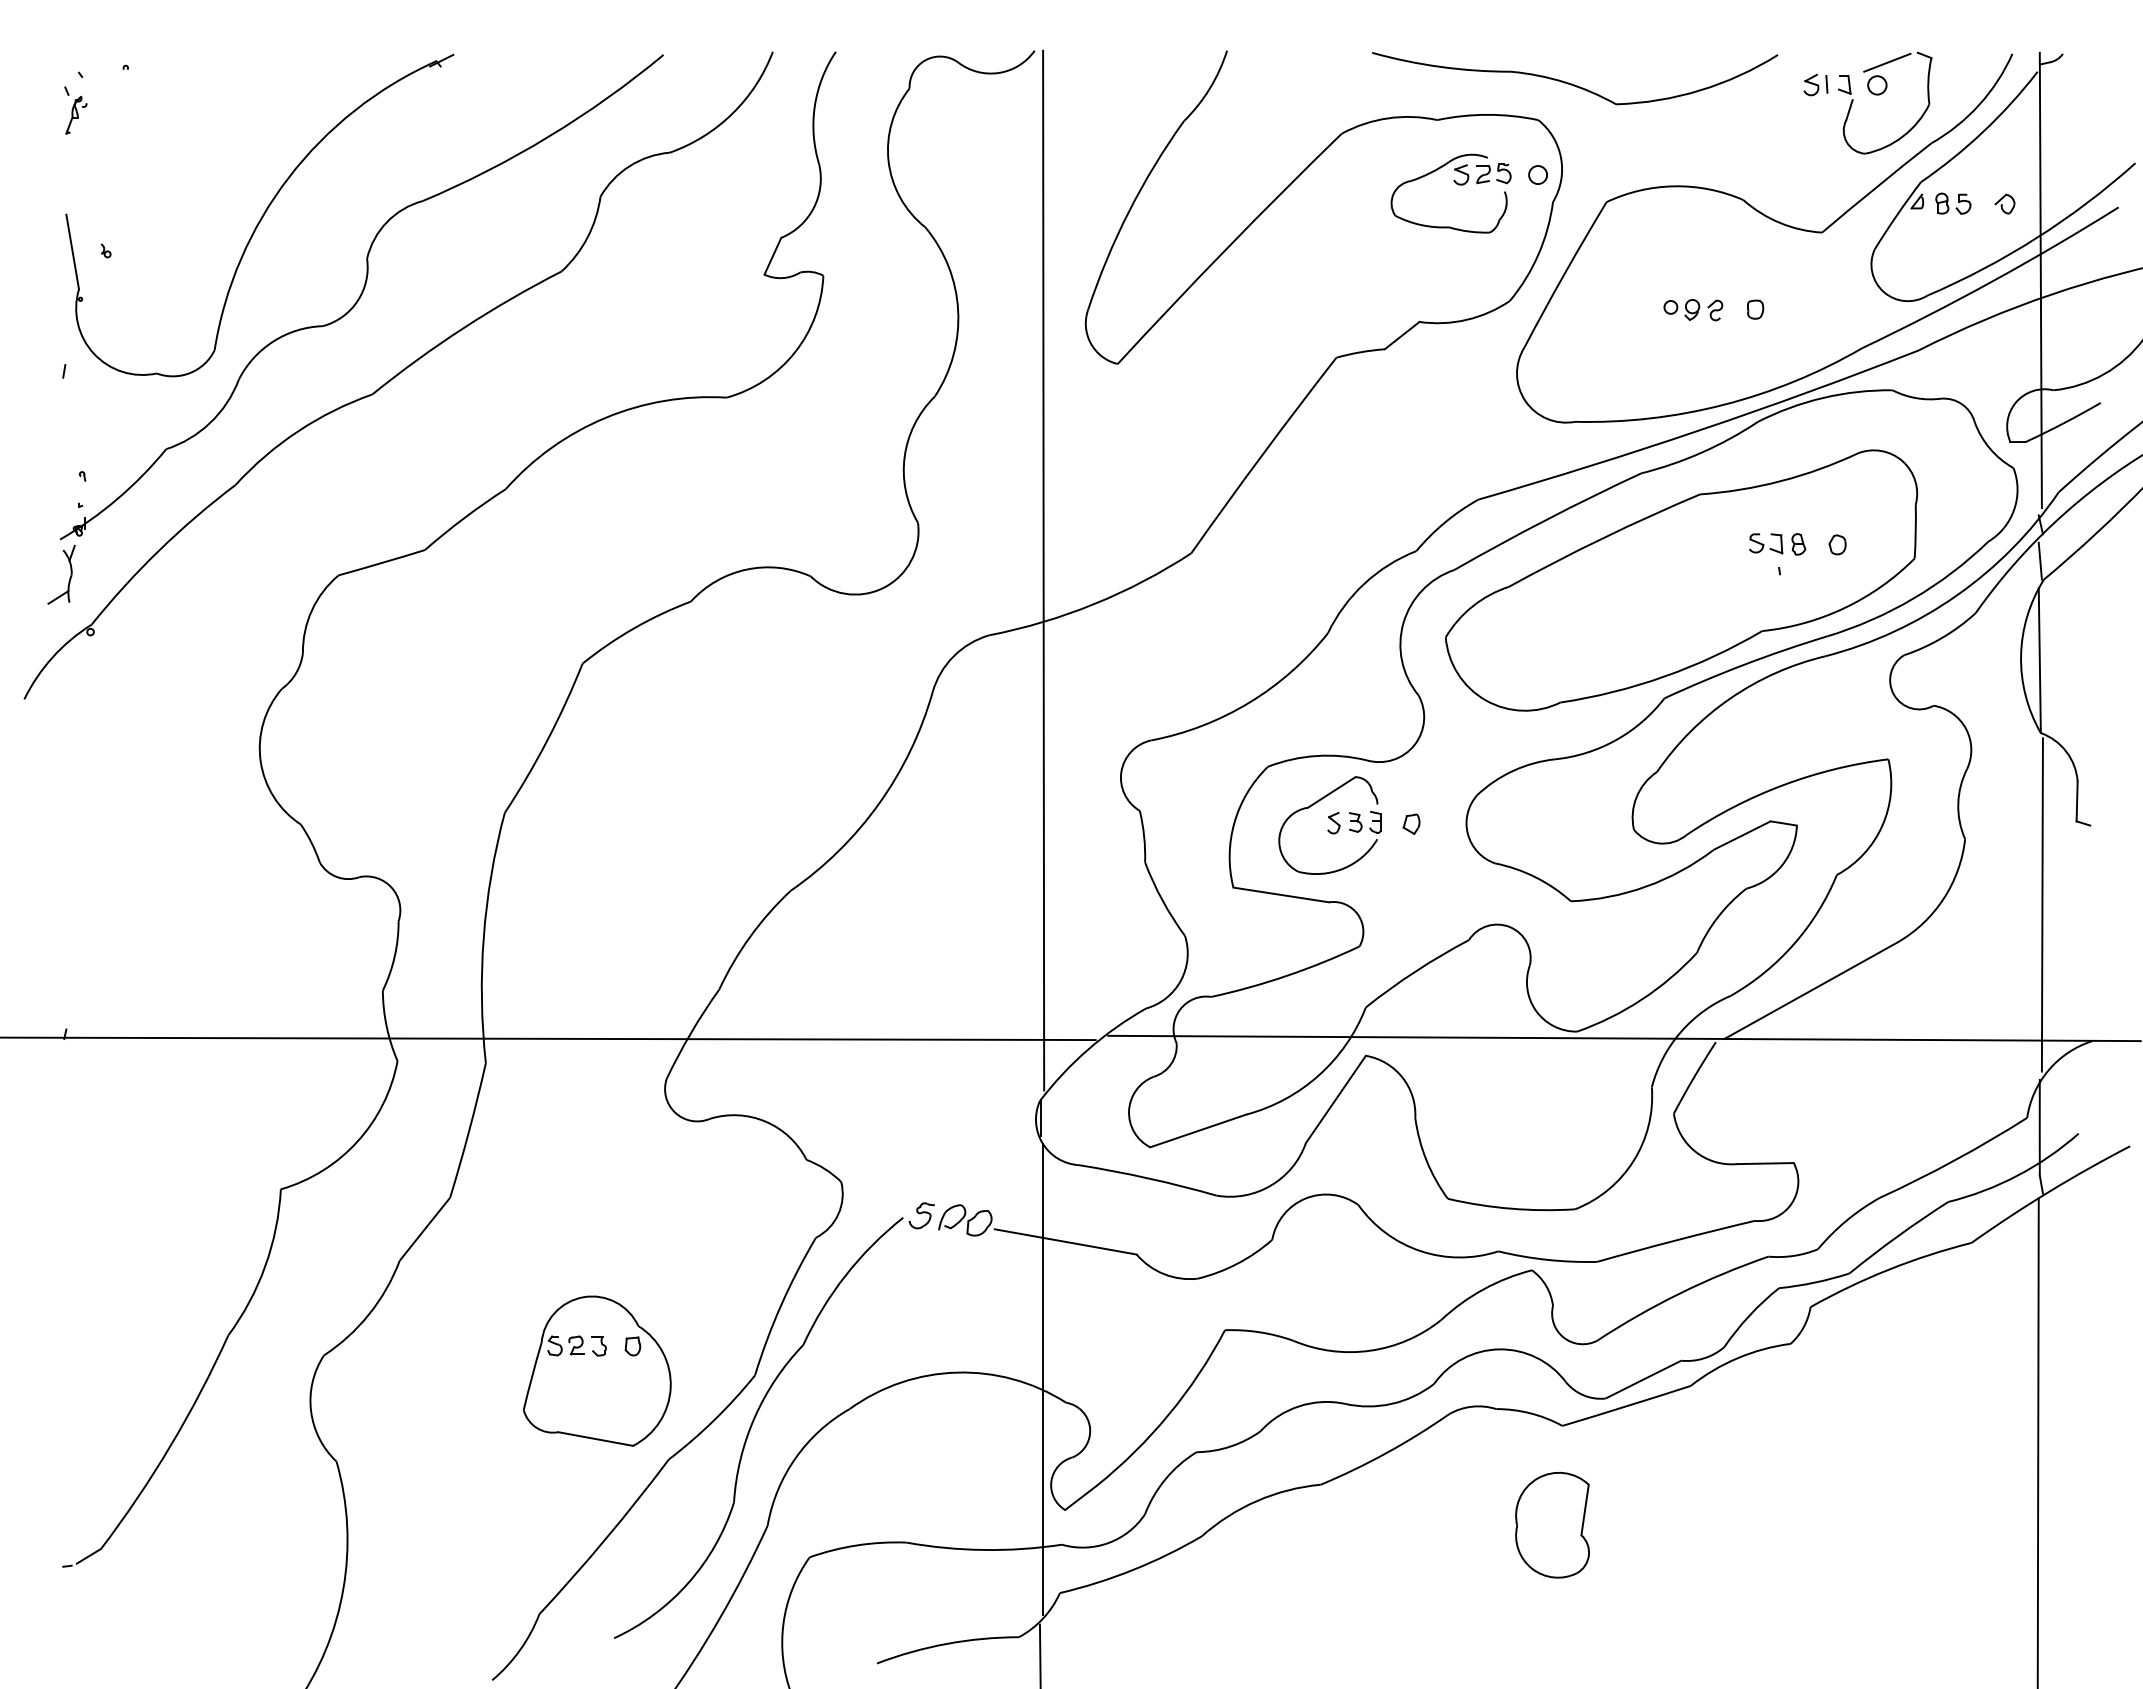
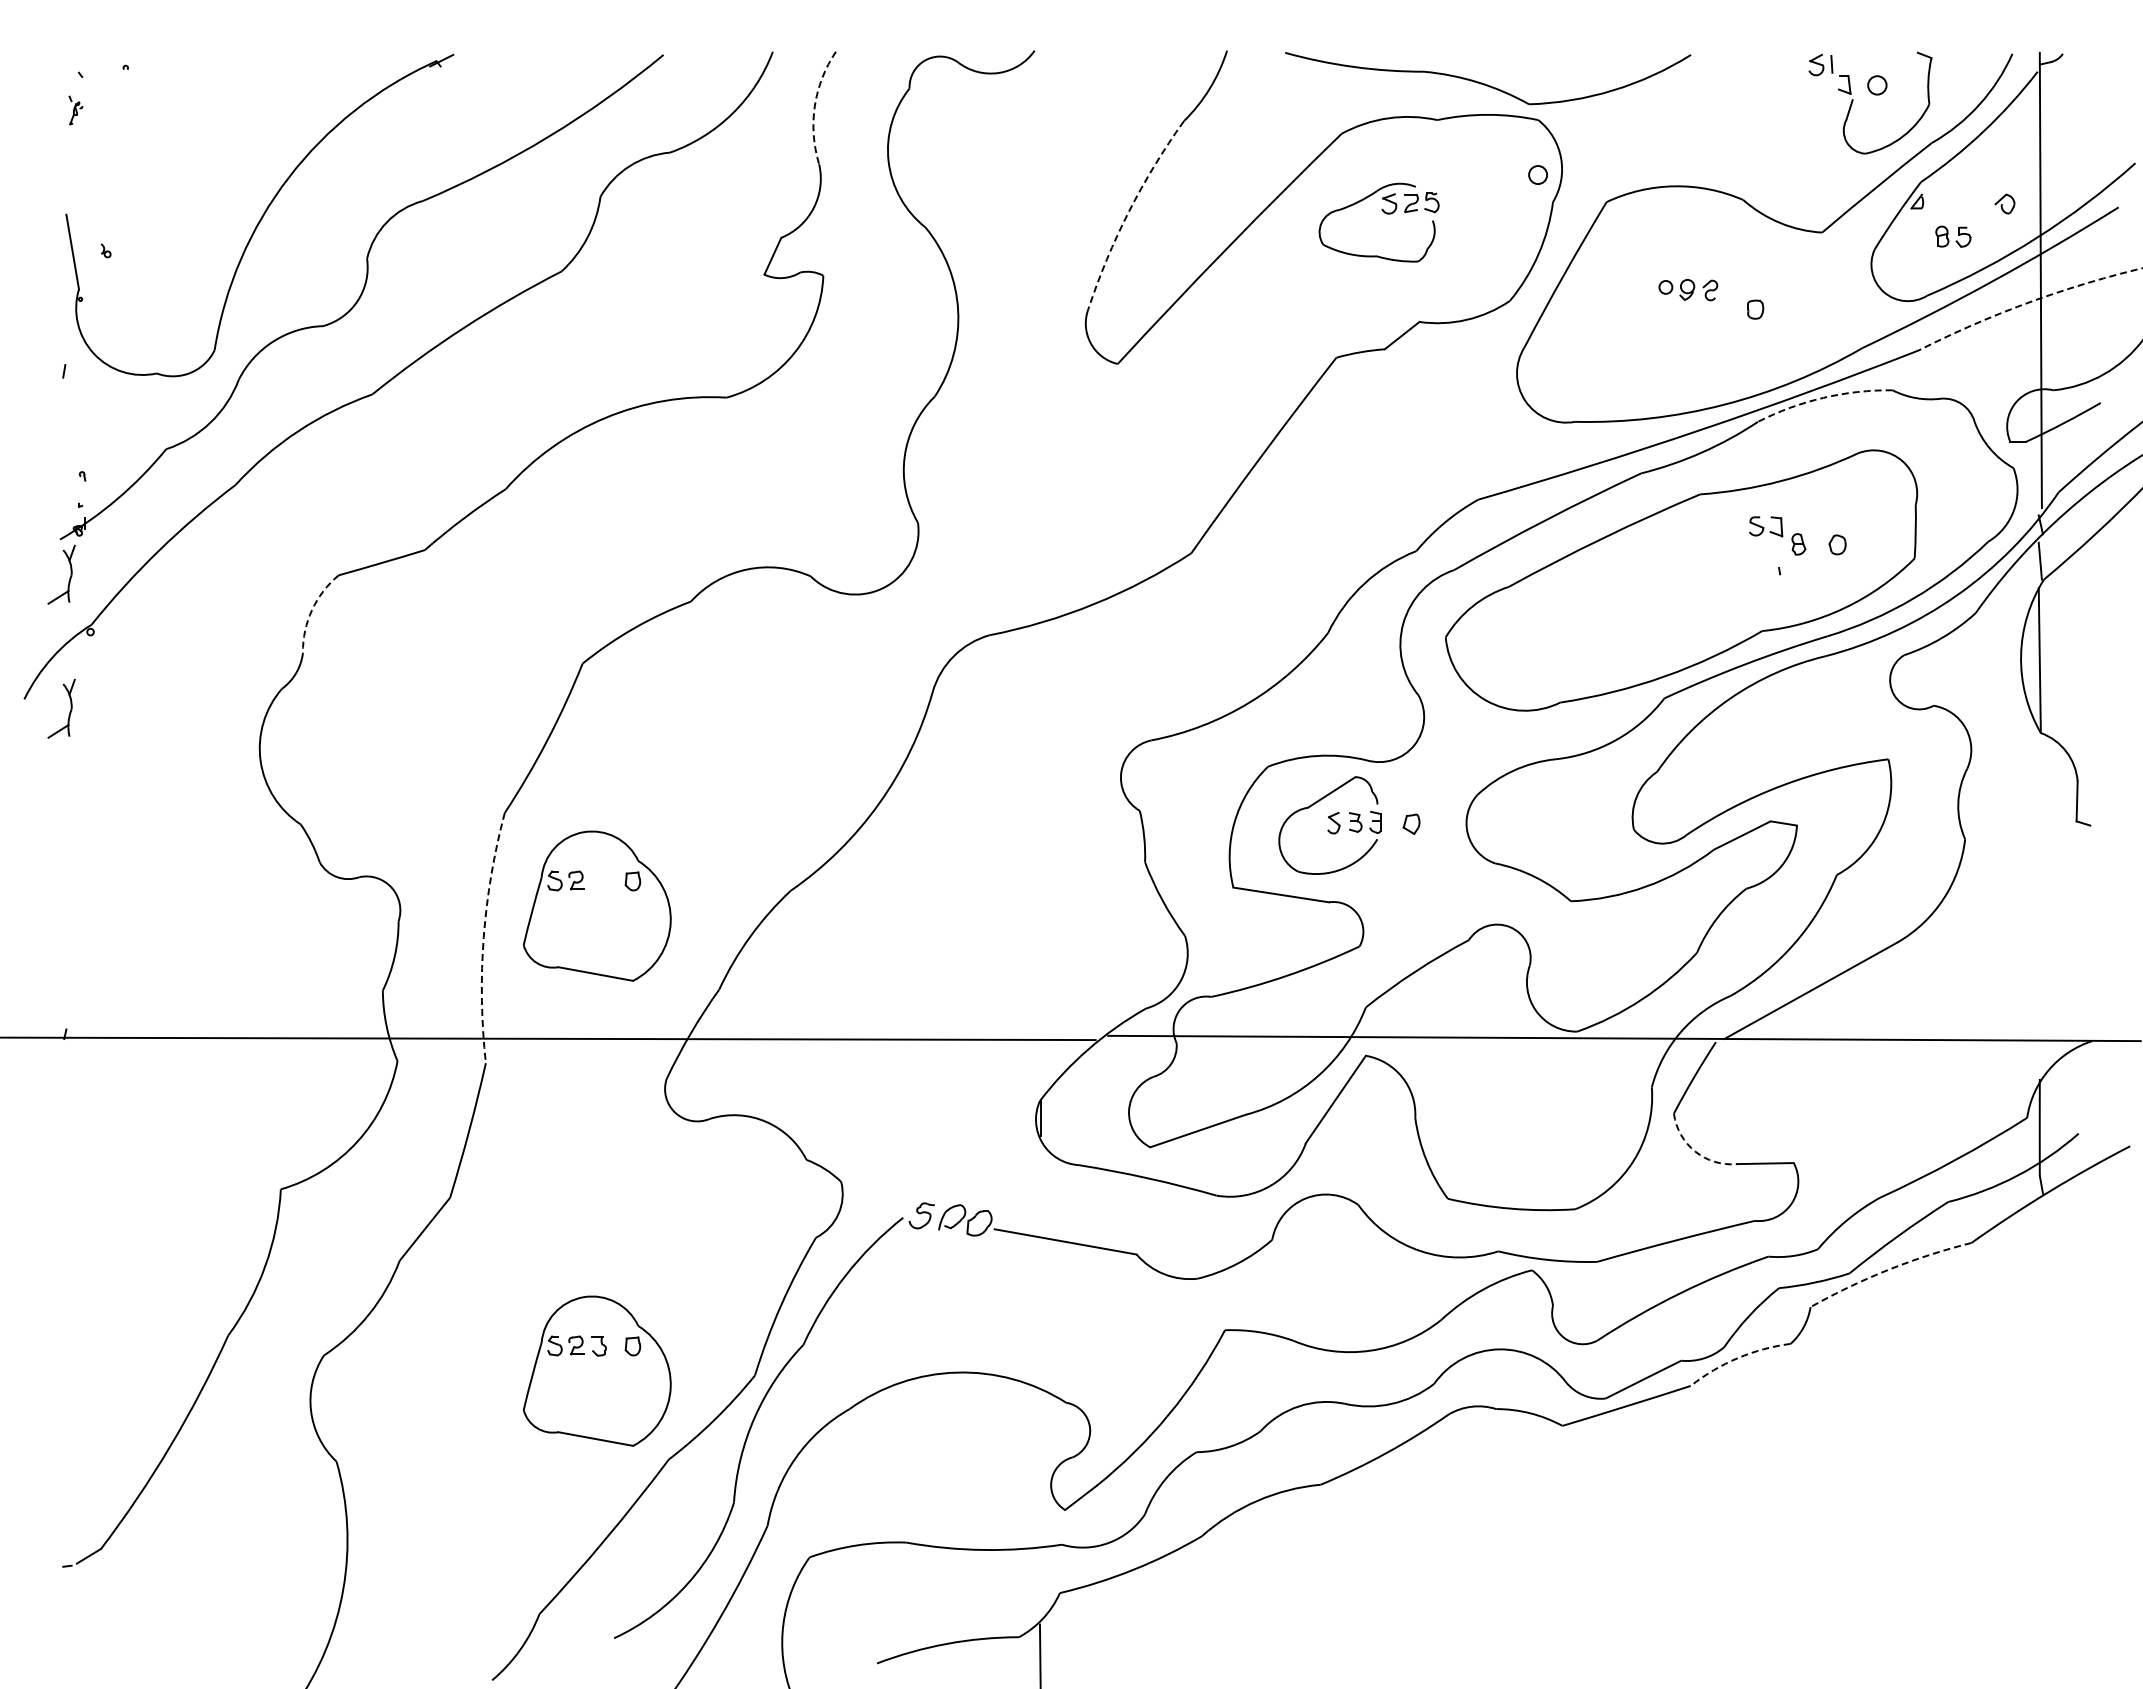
line: present -> none (1887, 62)
part position: (1575, 78) -> (1488, 78) (1488, 78)
part position: (1815, 84) -> (1820, 64) (1820, 64)
arc: solid -> dashed (814, 106)
part size: 24x49 px -> 16x31 px (75, 110)
part position: (1456, 184) -> (1384, 213) (1384, 213)
part position: (1953, 203) -> (1953, 236) (1953, 236)
arc: solid -> dashed (1129, 211)
arc: solid -> dashed (2027, 303)
part position: (1693, 310) -> (1688, 290) (1688, 290)
arc: solid -> dashed (1823, 397)
part position: (1766, 543) -> (1766, 526) (1766, 526)
line: present -> none (1043, 570)
arc: solid -> dashed (312, 610)
part: none -> present (69, 711)
line: present -> none (2041, 904)
part: none -> present (597, 905)
arc: solid -> dashed (483, 937)
arc: solid -> dashed (1695, 1151)
arc: solid -> dashed (1888, 1269)
arc: solid -> dashed (1737, 1358)
line: present -> none (1043, 1379)
line: present -> none (2037, 1441)
part: present -> none (1552, 1524)
